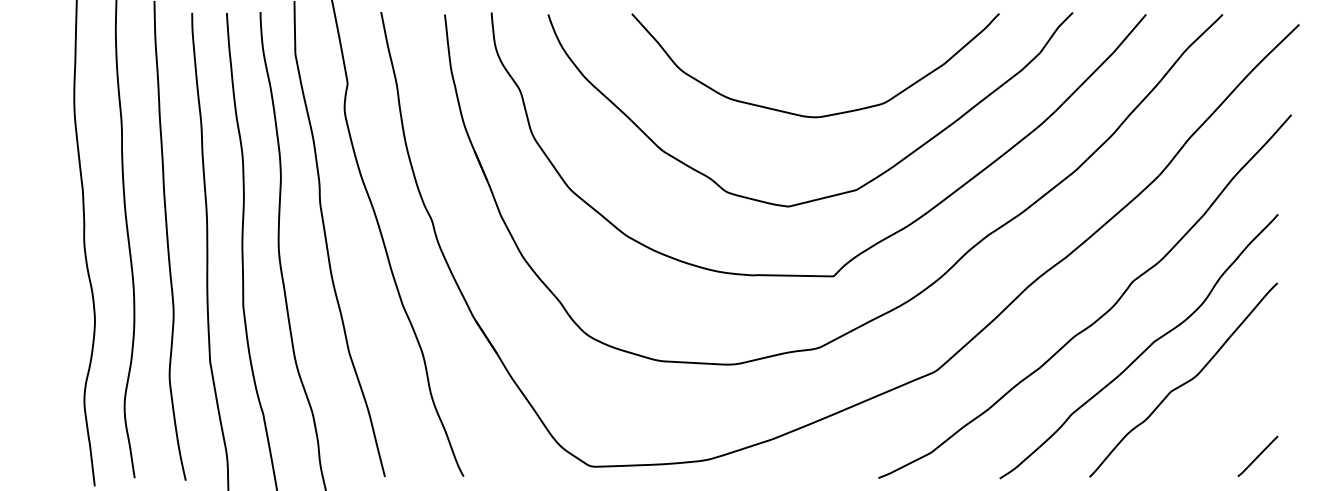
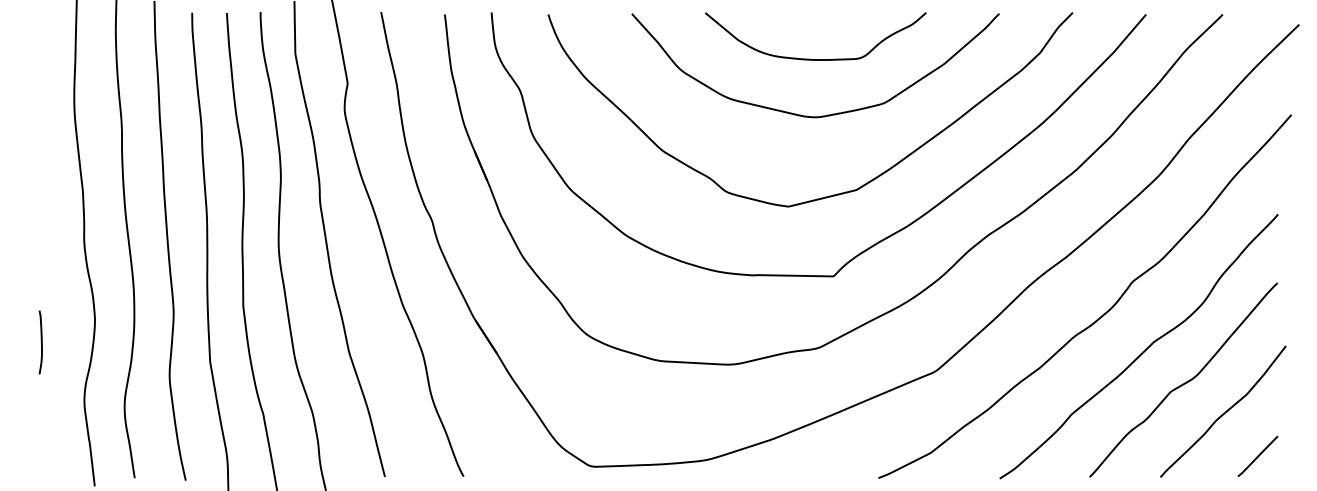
curve: none -> present (810, 58)
curve: none -> present (41, 342)
curve: none -> present (1224, 412)
